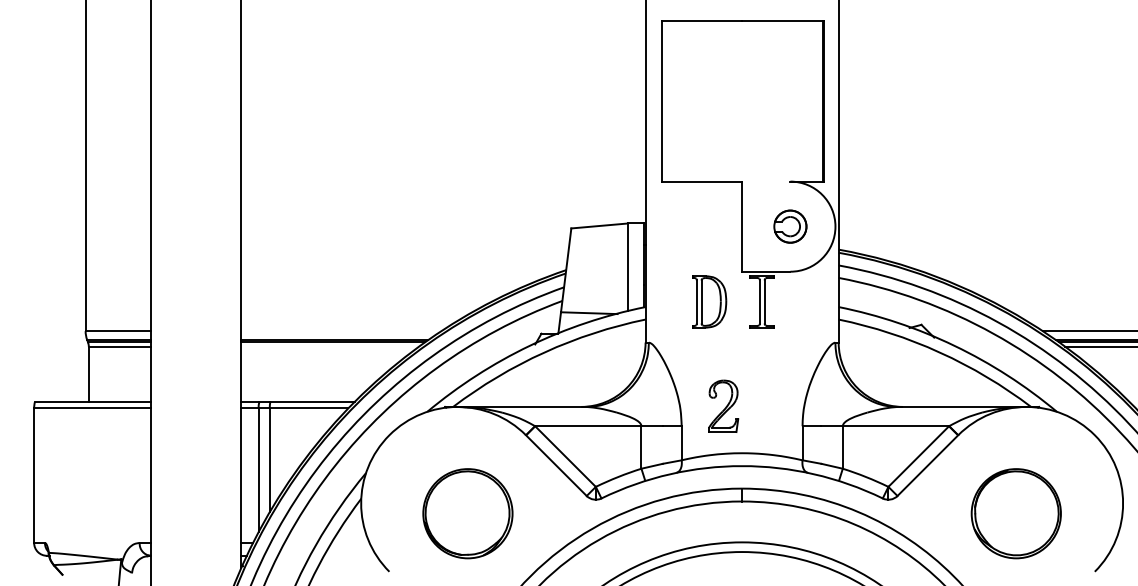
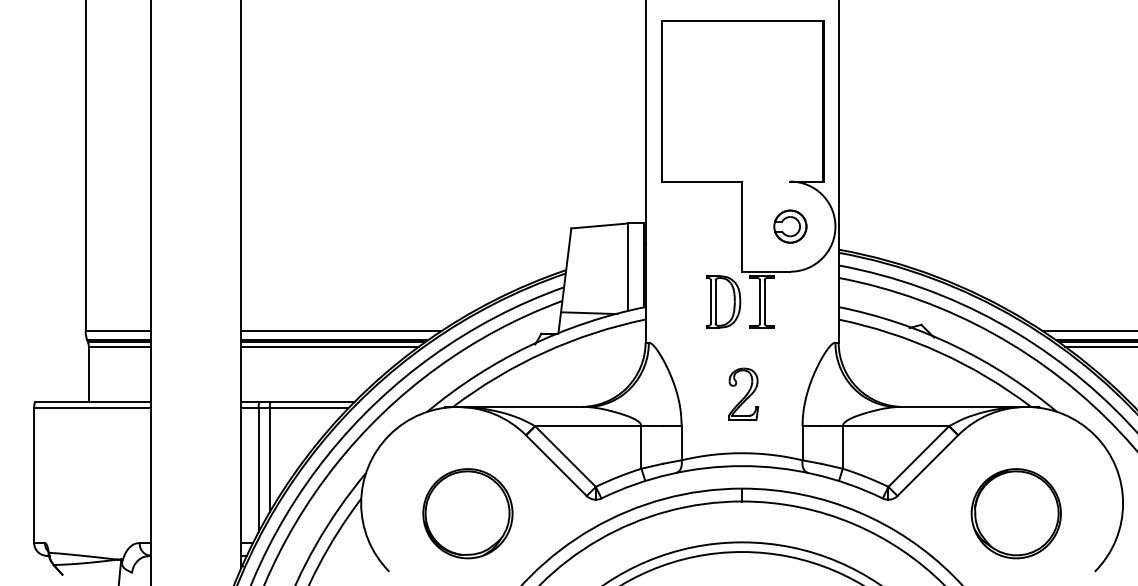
part position: (709, 301) -> (723, 301) (723, 301)
line: none -> present (341, 331)
line: none -> present (329, 346)
part position: (723, 405) -> (743, 393) (743, 393)
